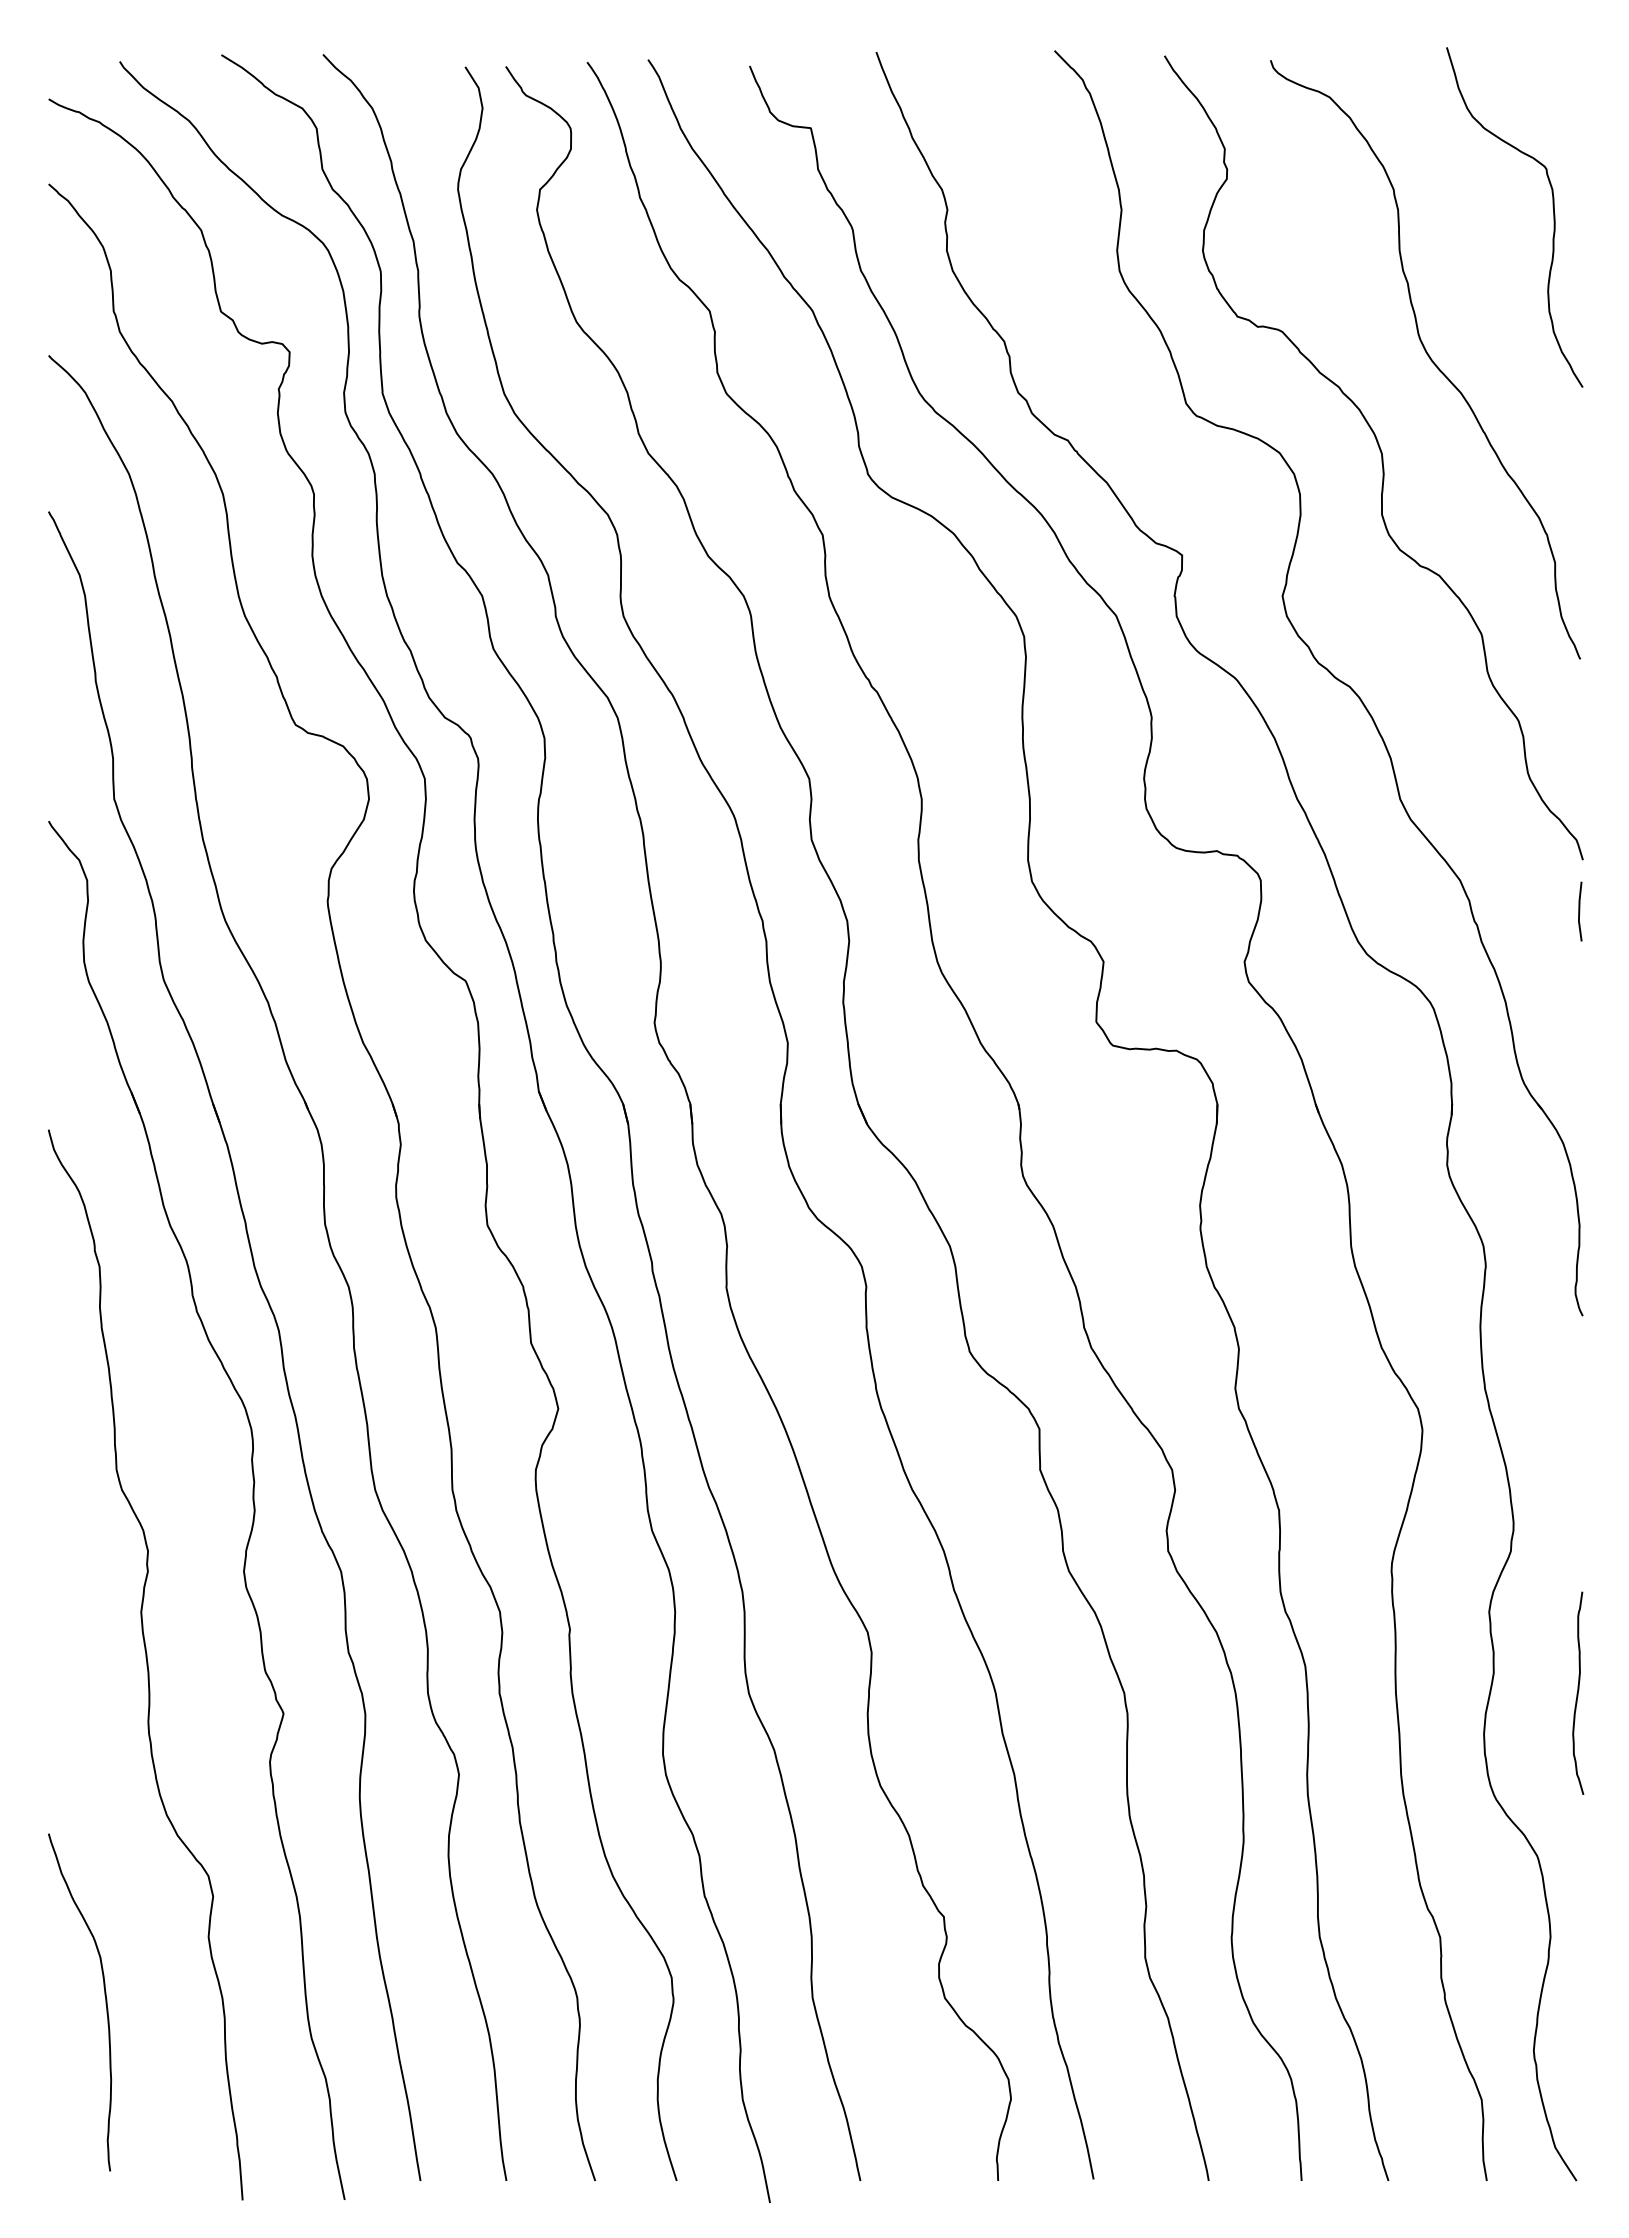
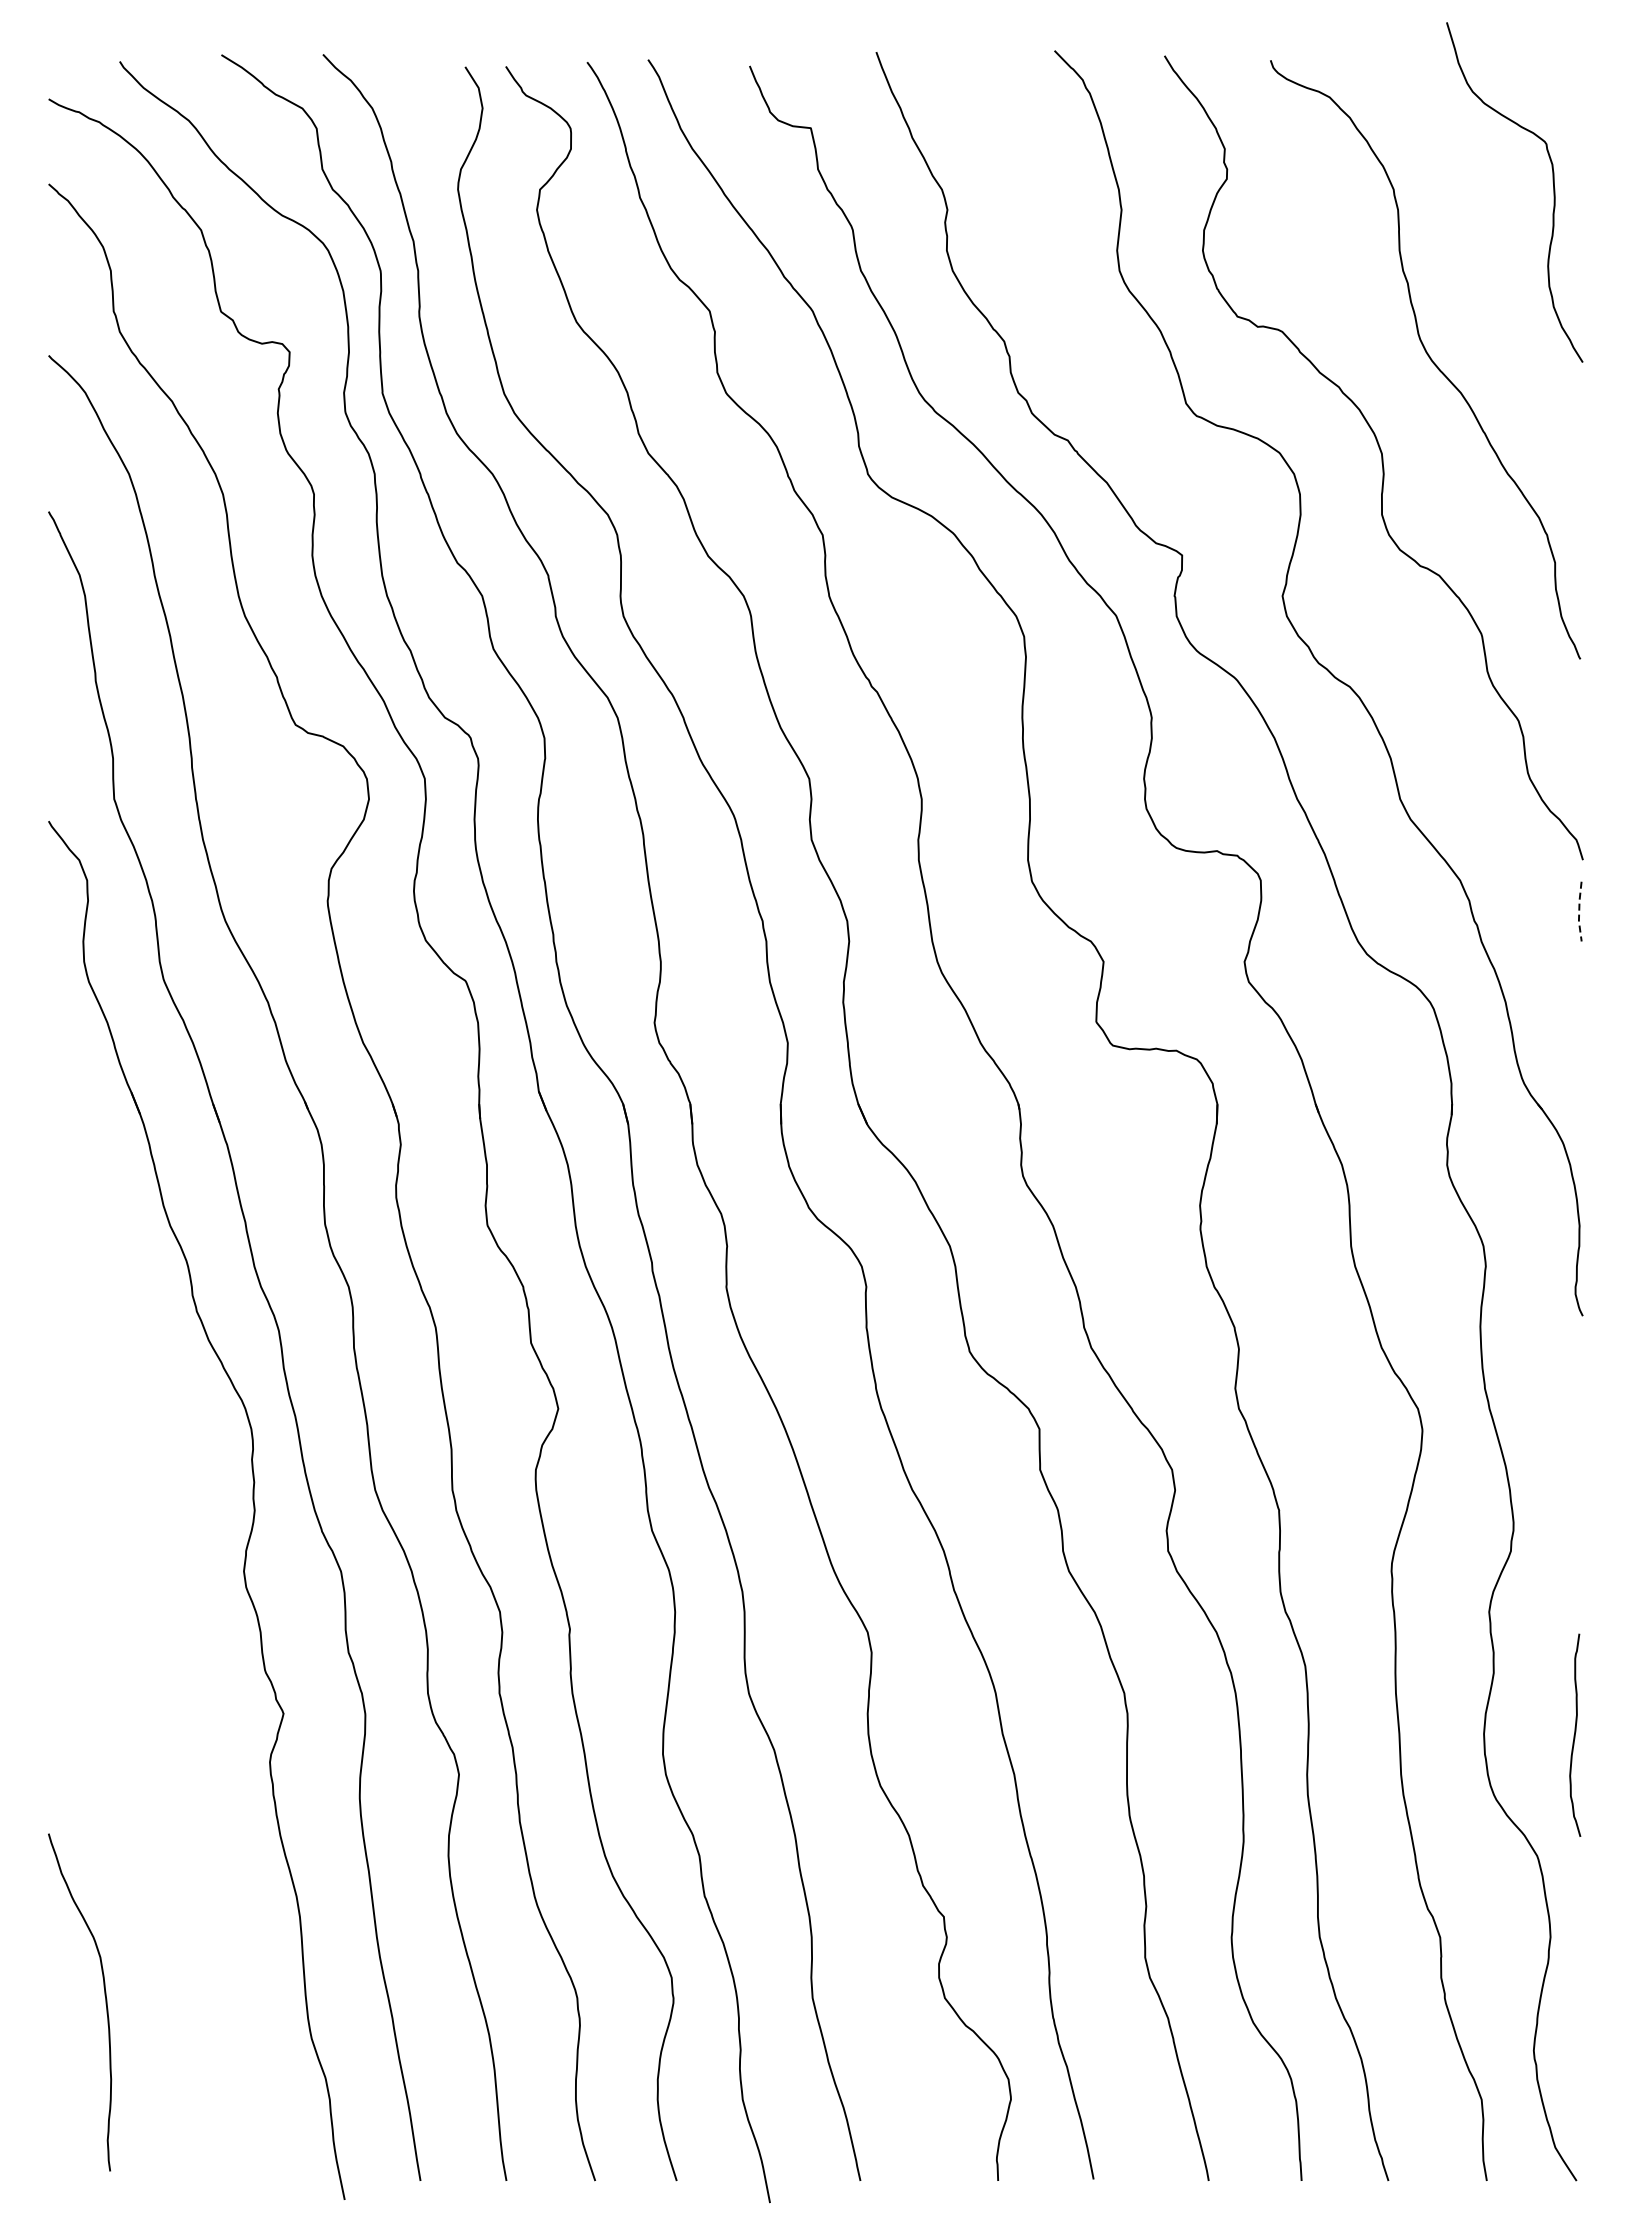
curve position: (1553, 217) -> (1553, 192) (1553, 192)
line: solid -> dashed (1579, 911)
curve: present -> none (146, 1664)
curve position: (1578, 1692) -> (1575, 1734) (1575, 1734)
